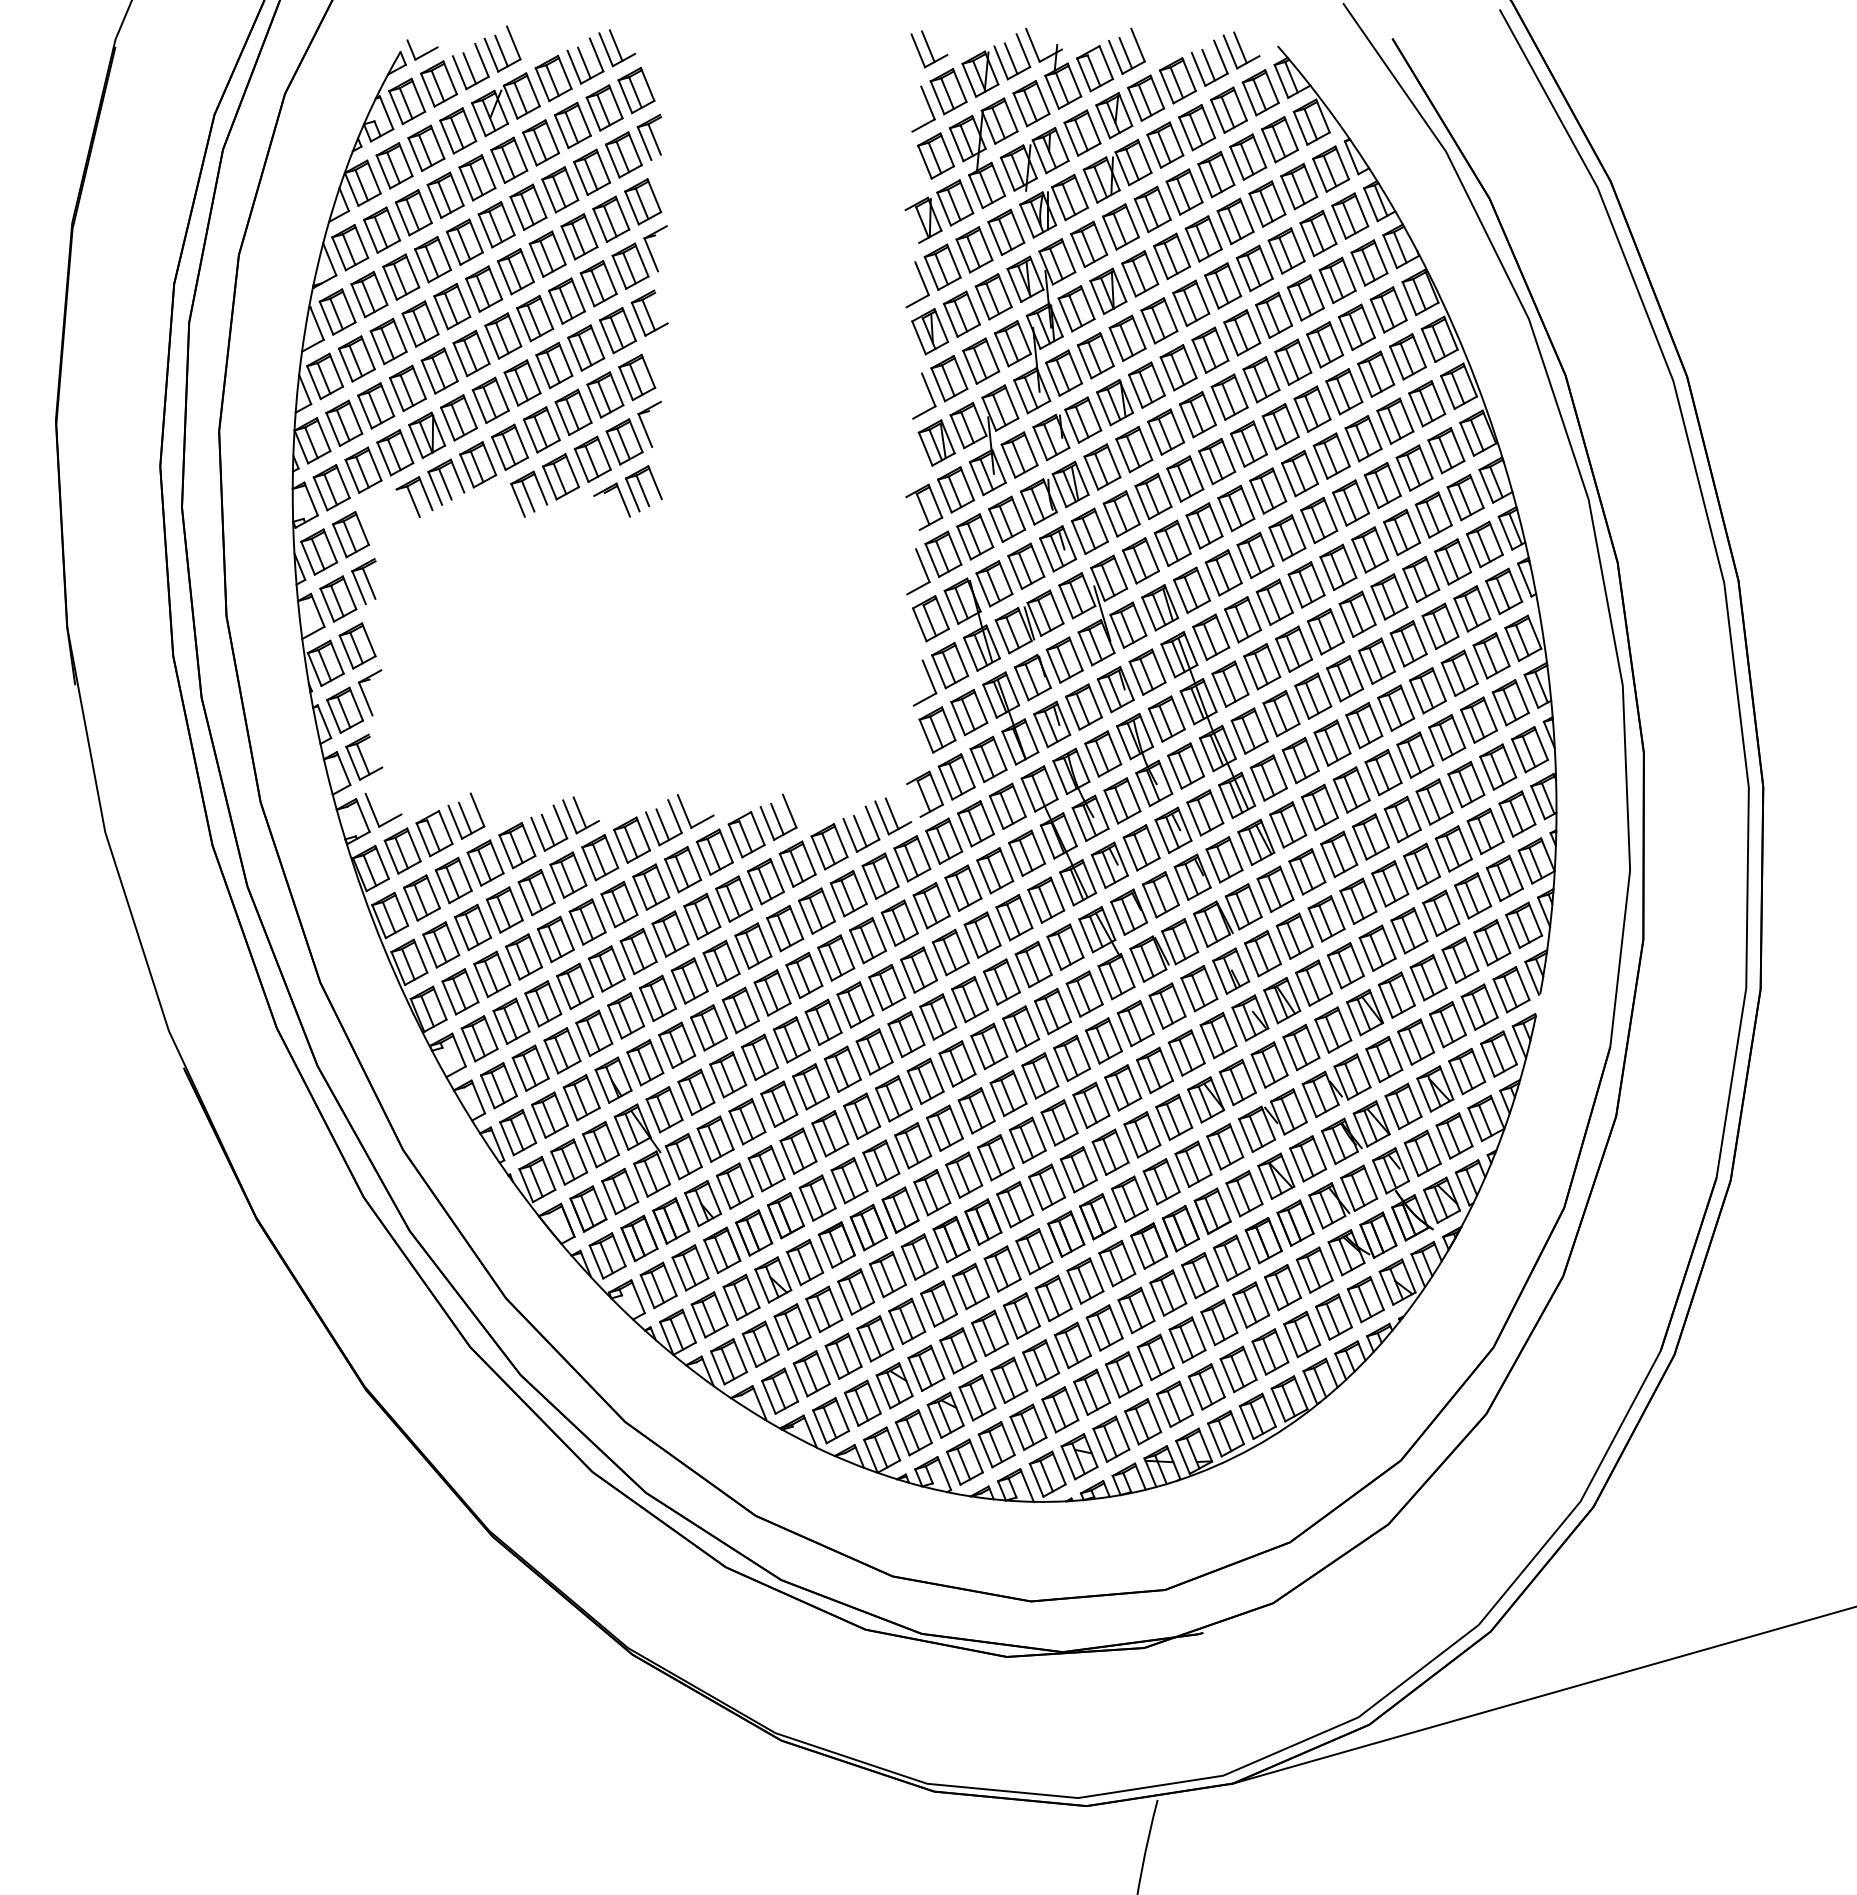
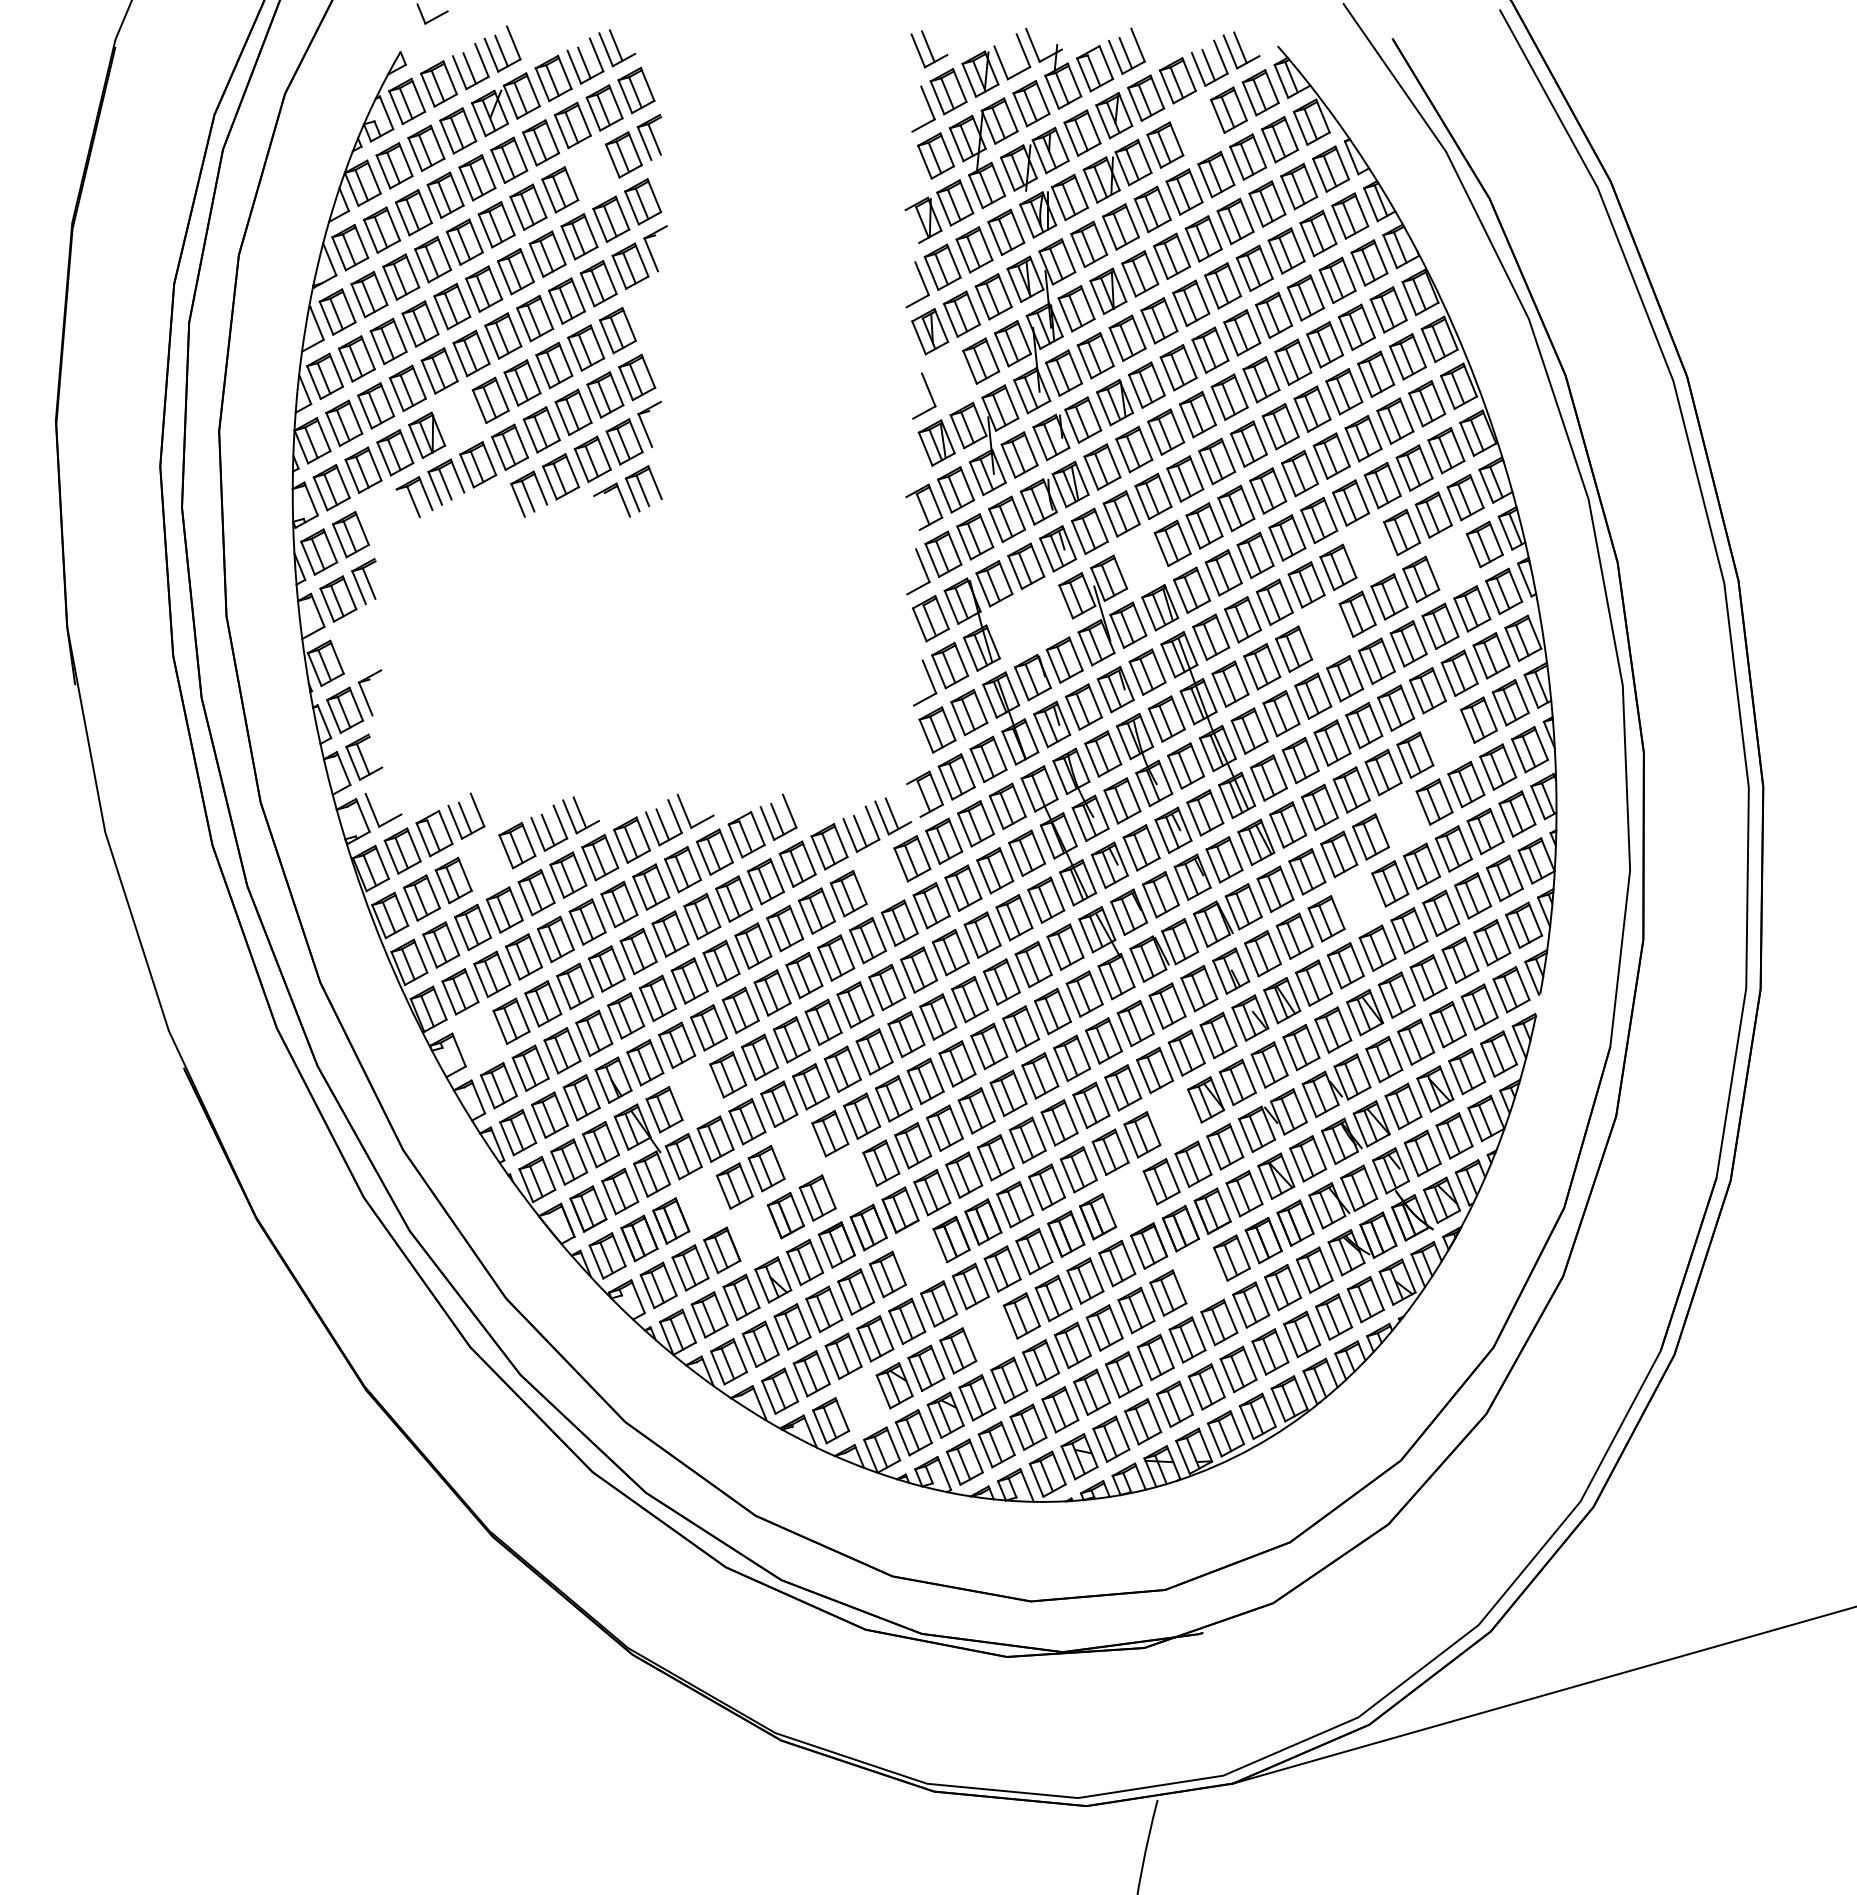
part position: (422, 49) -> (432, 13) (432, 13)
line: present -> none (1010, 58)
part: present -> none (1197, 127)
part: present -> none (591, 171)
part: present -> none (649, 312)
part: present -> none (949, 378)
part: present -> none (458, 417)
part: present -> none (1370, 549)
part: present -> none (1140, 560)
part: present -> none (1453, 561)
part: present -> none (1029, 621)
part: present -> none (1325, 631)
part: present -> none (357, 645)
part: present -> none (1447, 737)
part: present -> none (1402, 819)
part: present -> none (485, 862)
part: present -> none (880, 875)
part: present -> none (1358, 900)
part: present -> none (479, 1038)
part: present -> none (696, 1091)
part: present -> none (1174, 1116)
part: present -> none (798, 1150)
part: present -> none (849, 1180)
part: present -> none (1129, 1198)
part: present -> none (703, 1203)
part: present -> none (754, 1232)
part: present -> none (919, 1256)
part: present -> none (1200, 1275)
part: present -> none (989, 1333)
part: present -> none (862, 1402)
